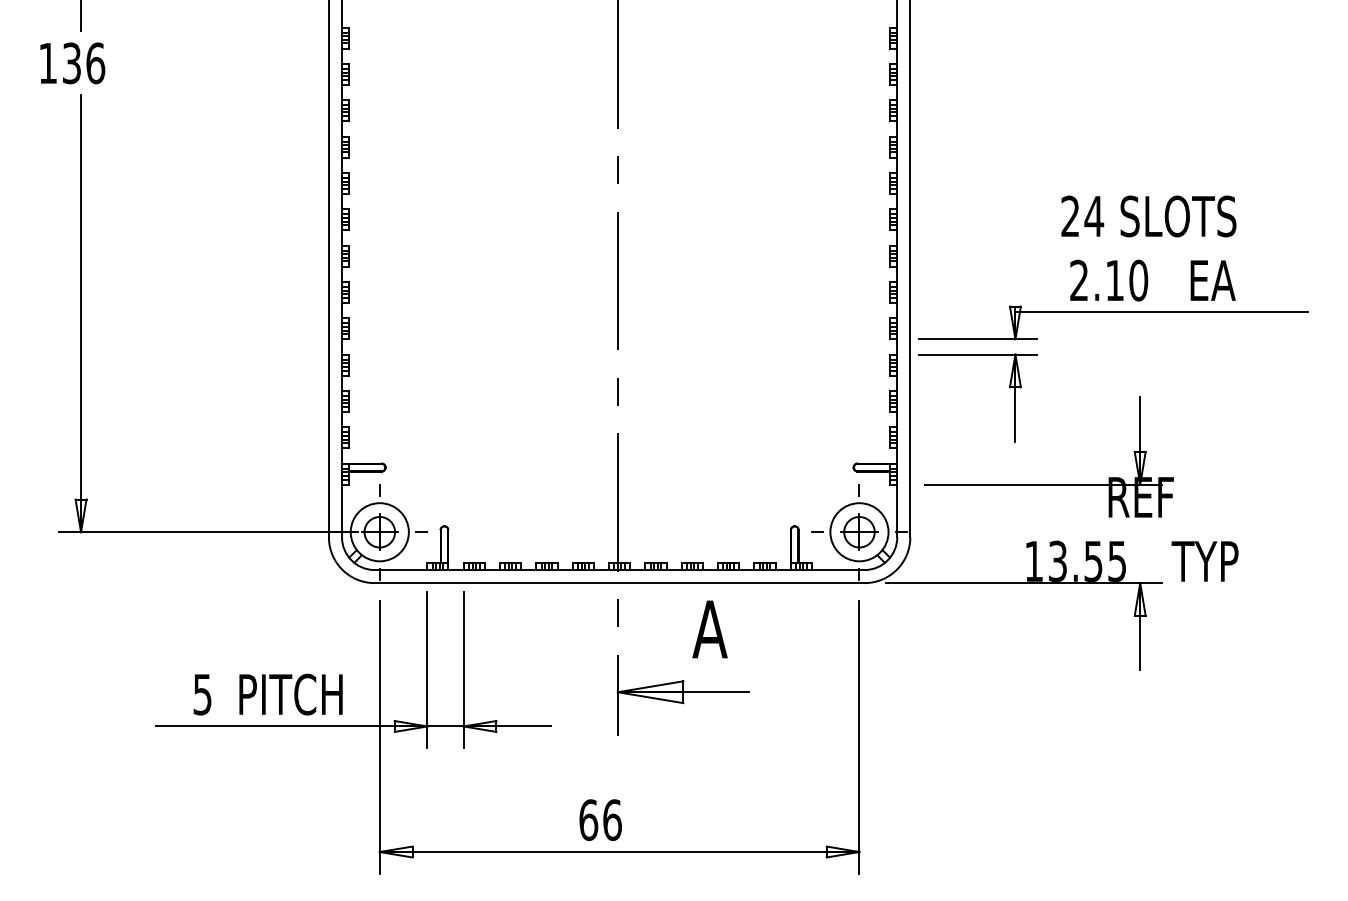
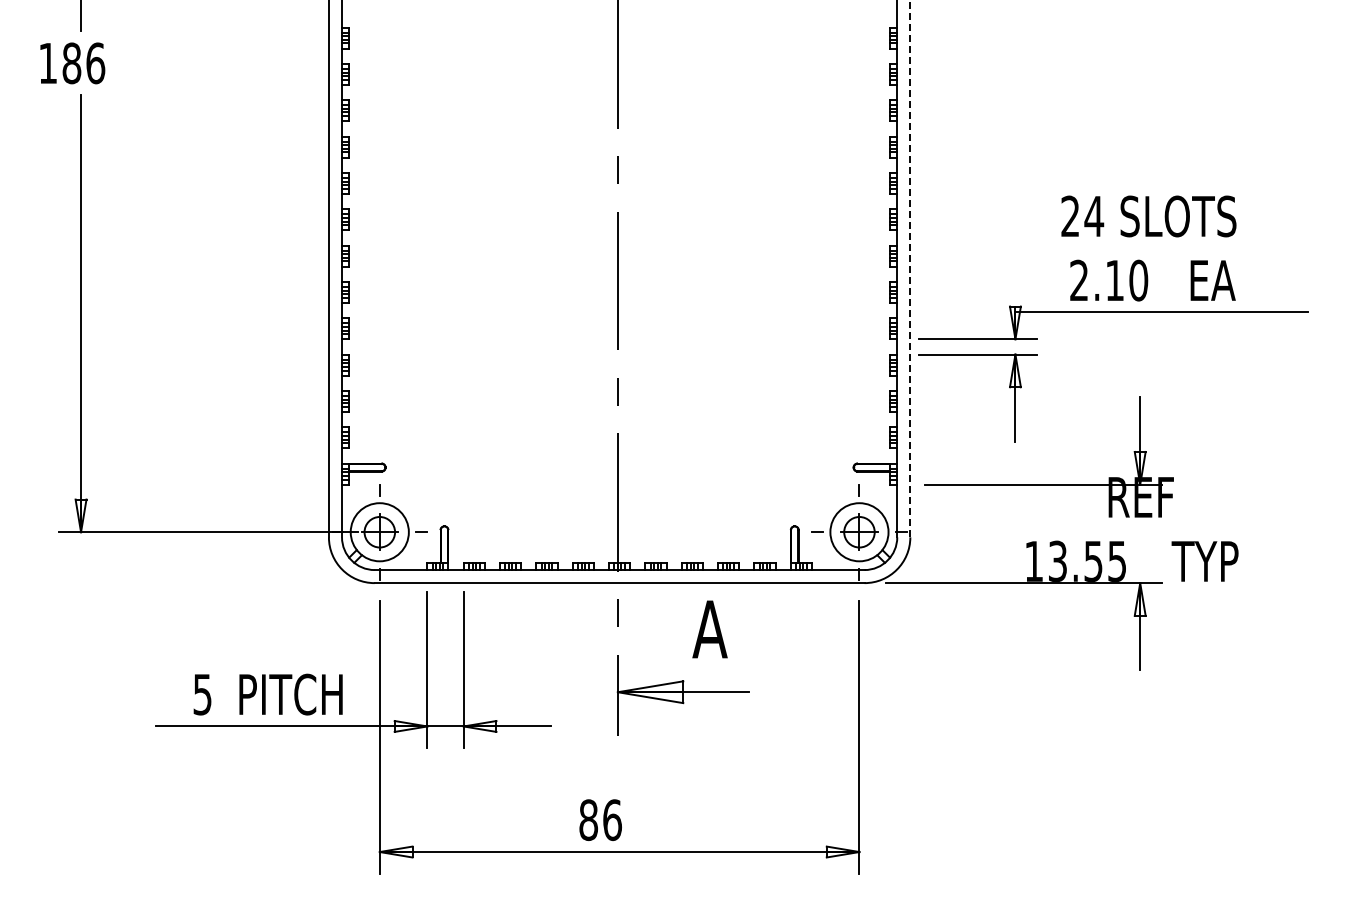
text: 136 -> 186 (71, 63)
line: solid -> dashed (910, 268)
text: 66 -> 86 (588, 819)
